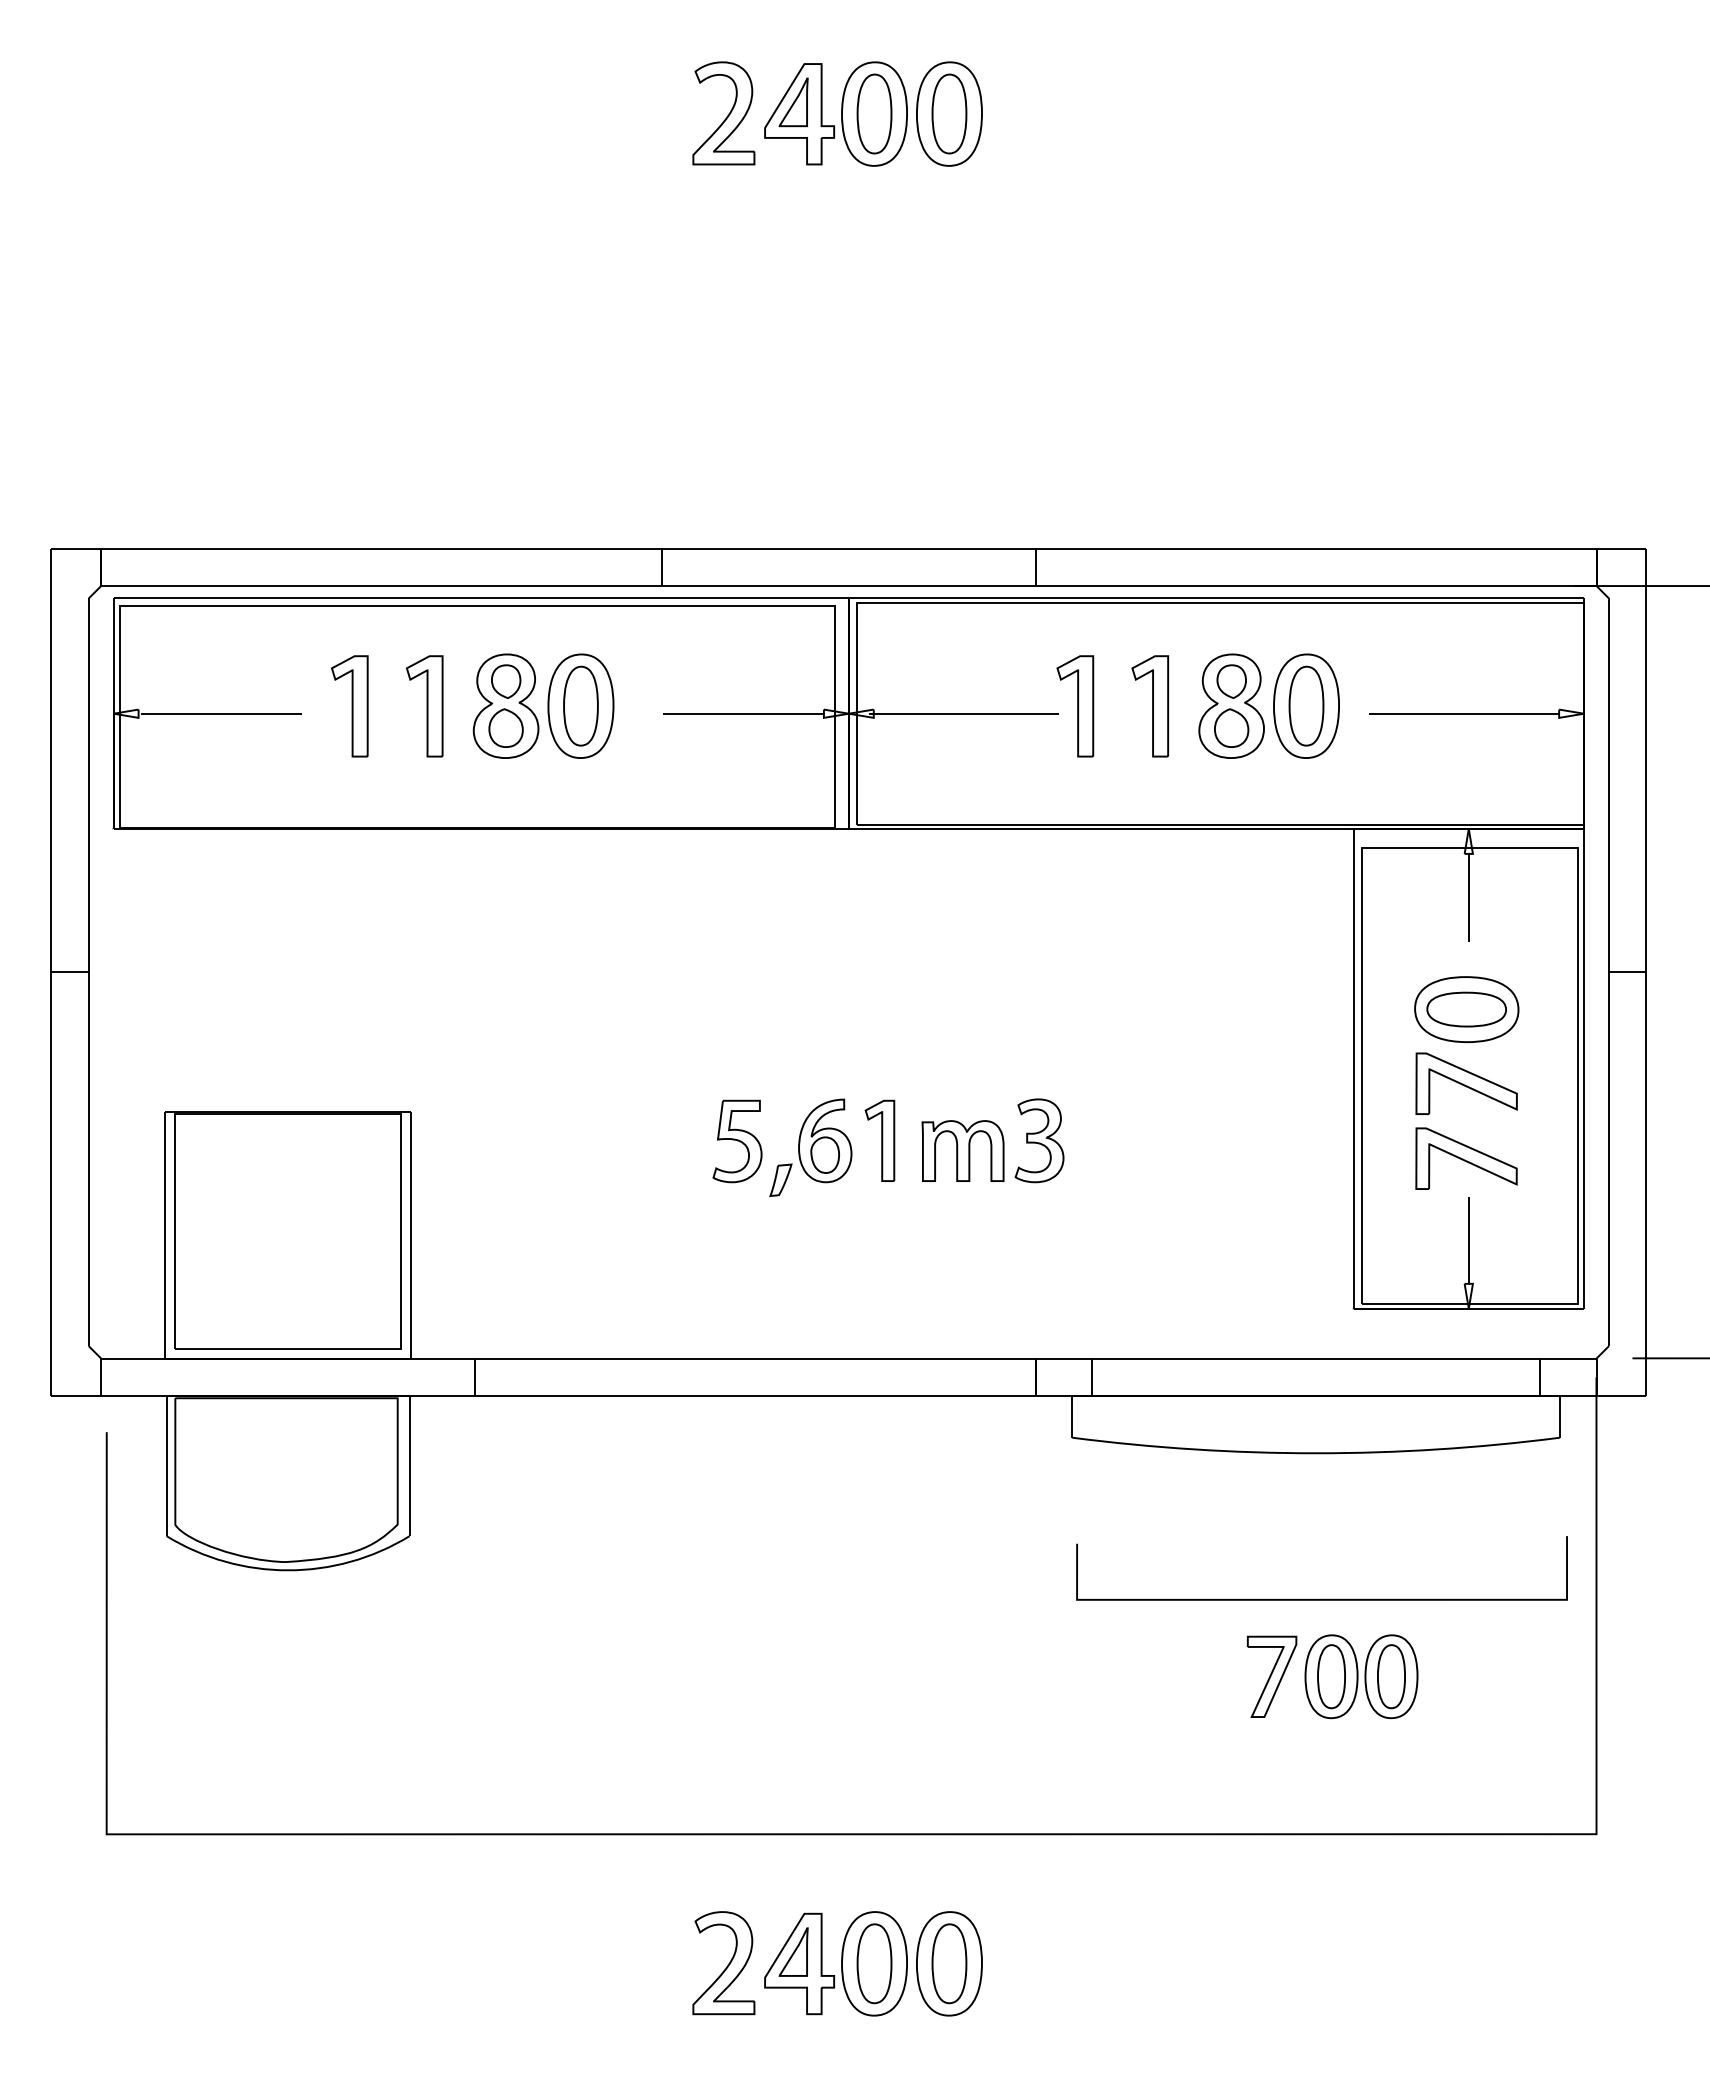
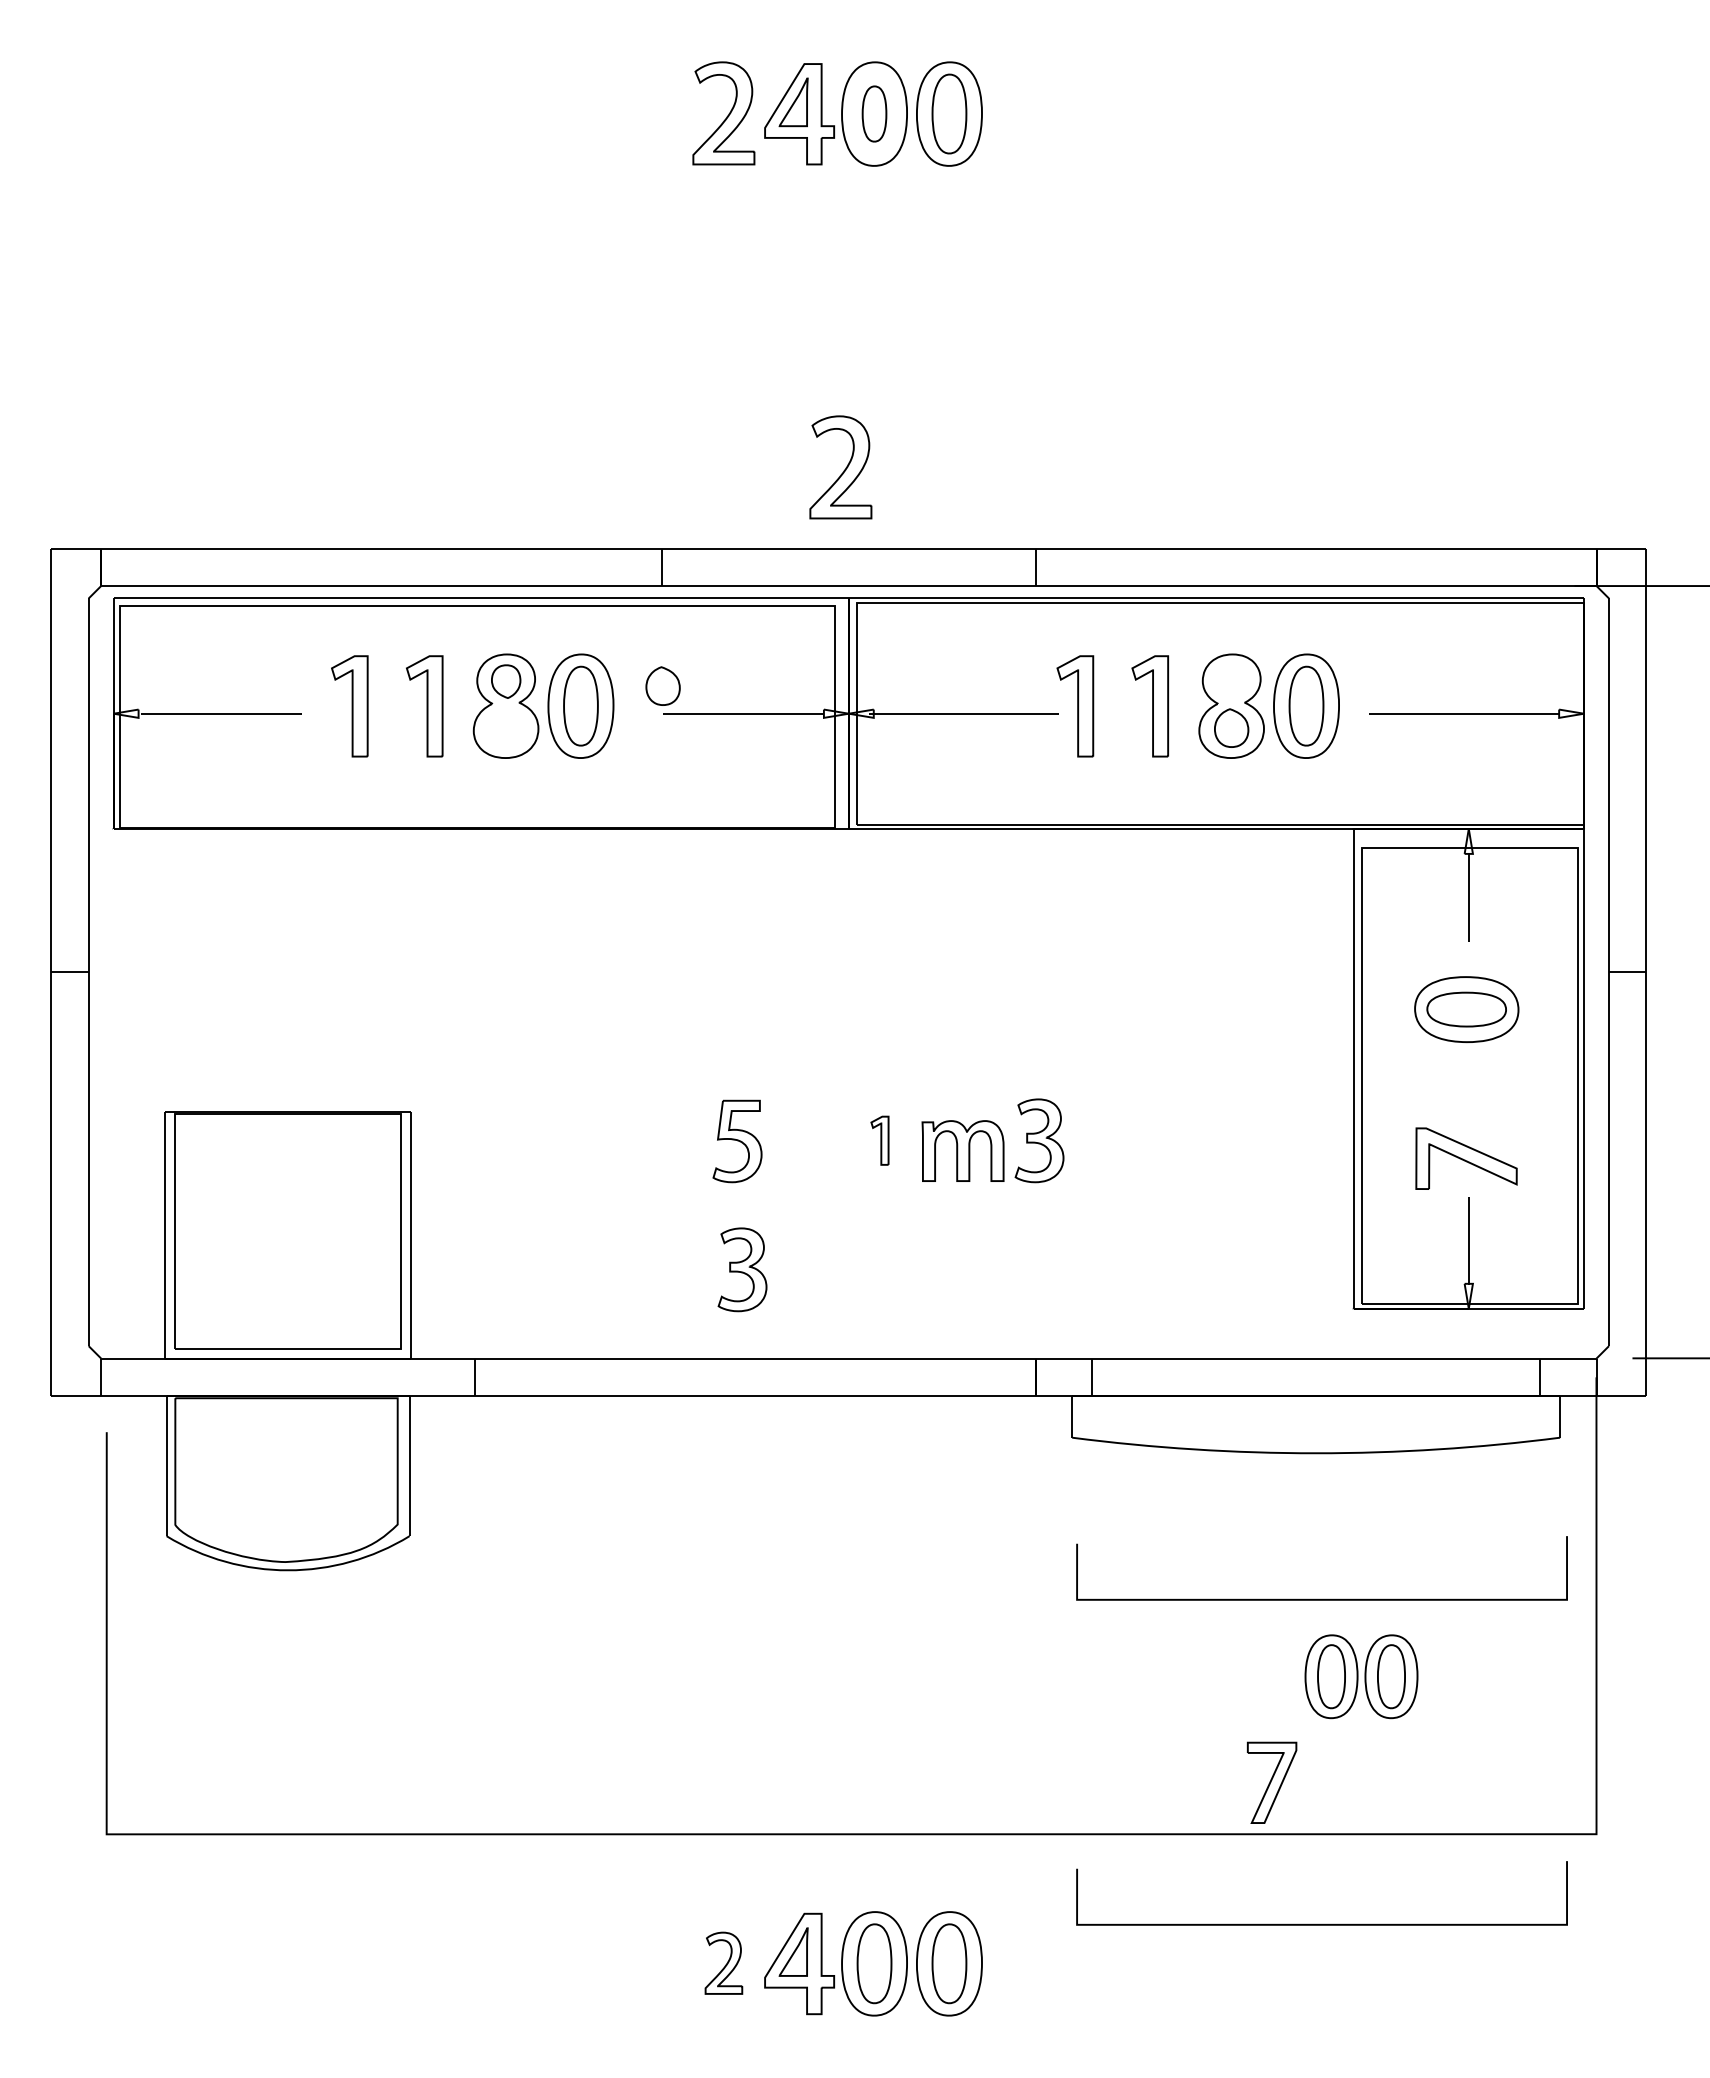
part size: 37x82 px -> 27x58 px (874, 113)
part: none -> present (840, 467)
part: present -> none (1231, 681)
part position: (505, 727) -> (662, 685) (662, 685)
part: present -> none (1466, 1083)
part size: 32x83 px -> 20x51 px (879, 1140)
part: present -> none (810, 1147)
part: none -> present (742, 1269)
part position: (1272, 1676) -> (1272, 1782) (1272, 1782)
curve: none -> present (1321, 1923)
part size: 64x105 px -> 40x64 px (723, 1962)
